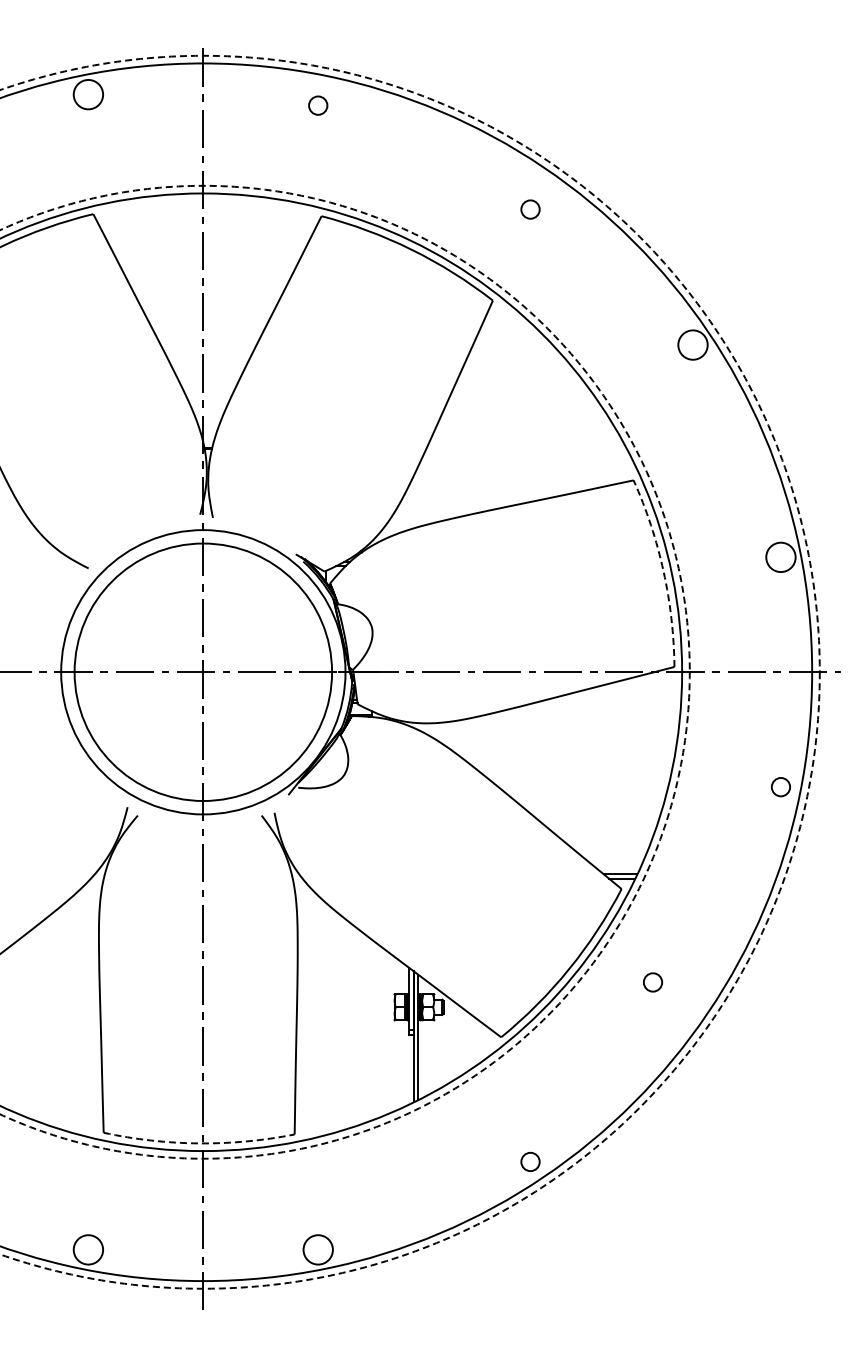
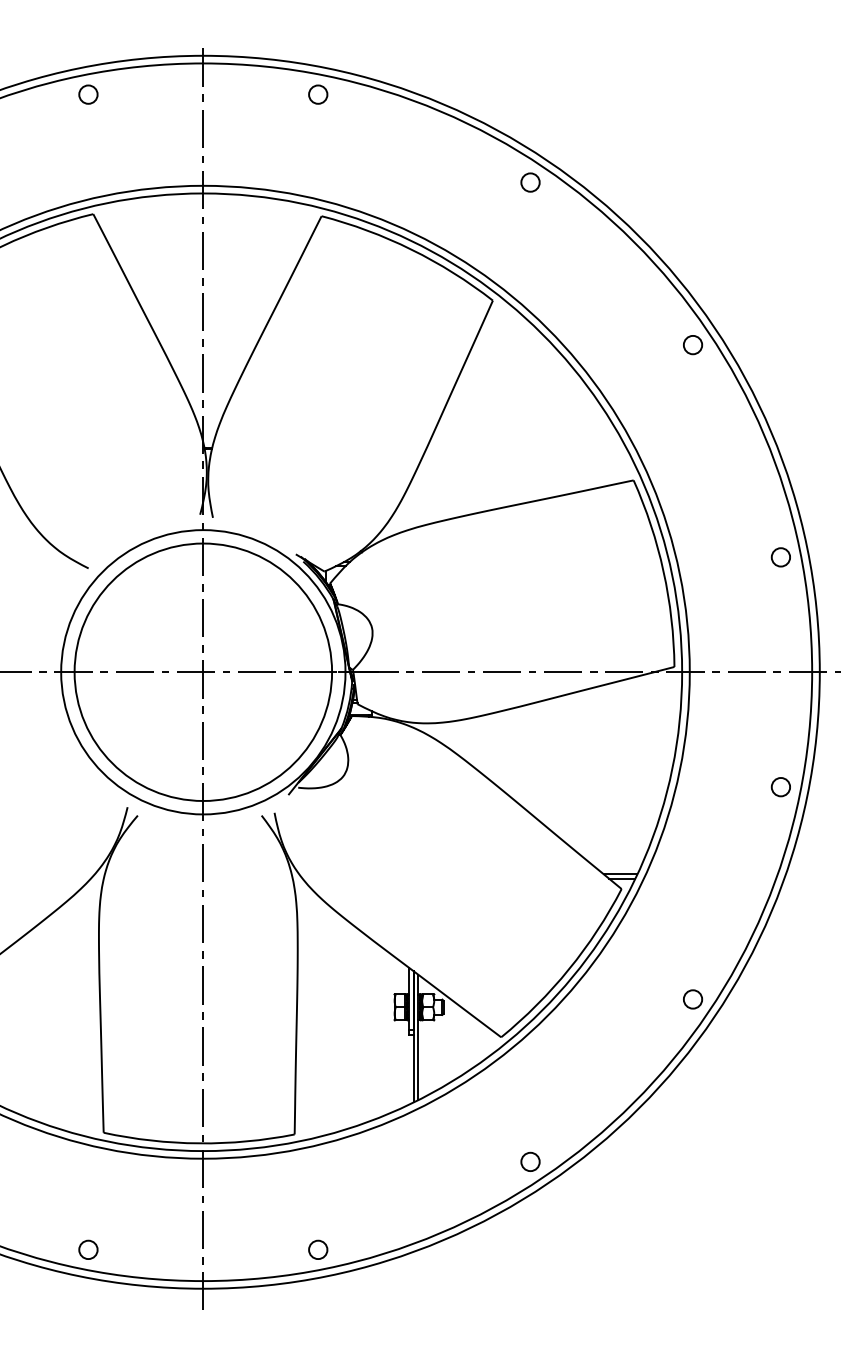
circle diameter: 29 px -> 18 px (88, 94)
circle position: (318, 105) -> (318, 94) (318, 94)
circle position: (530, 209) -> (530, 182) (530, 182)
circle diameter: 29 px -> 18 px (692, 344)
circle diameter: 29 px -> 18 px (780, 557)
arc: dashed -> solid (663, 571)
circle: dashed -> solid (344, 671)
circle: dashed -> solid (409, 671)
circle position: (653, 982) -> (693, 999) (693, 999)
arc: dashed -> solid (199, 1143)
circle diameter: 29 px -> 18 px (88, 1249)
circle diameter: 29 px -> 18 px (318, 1249)
